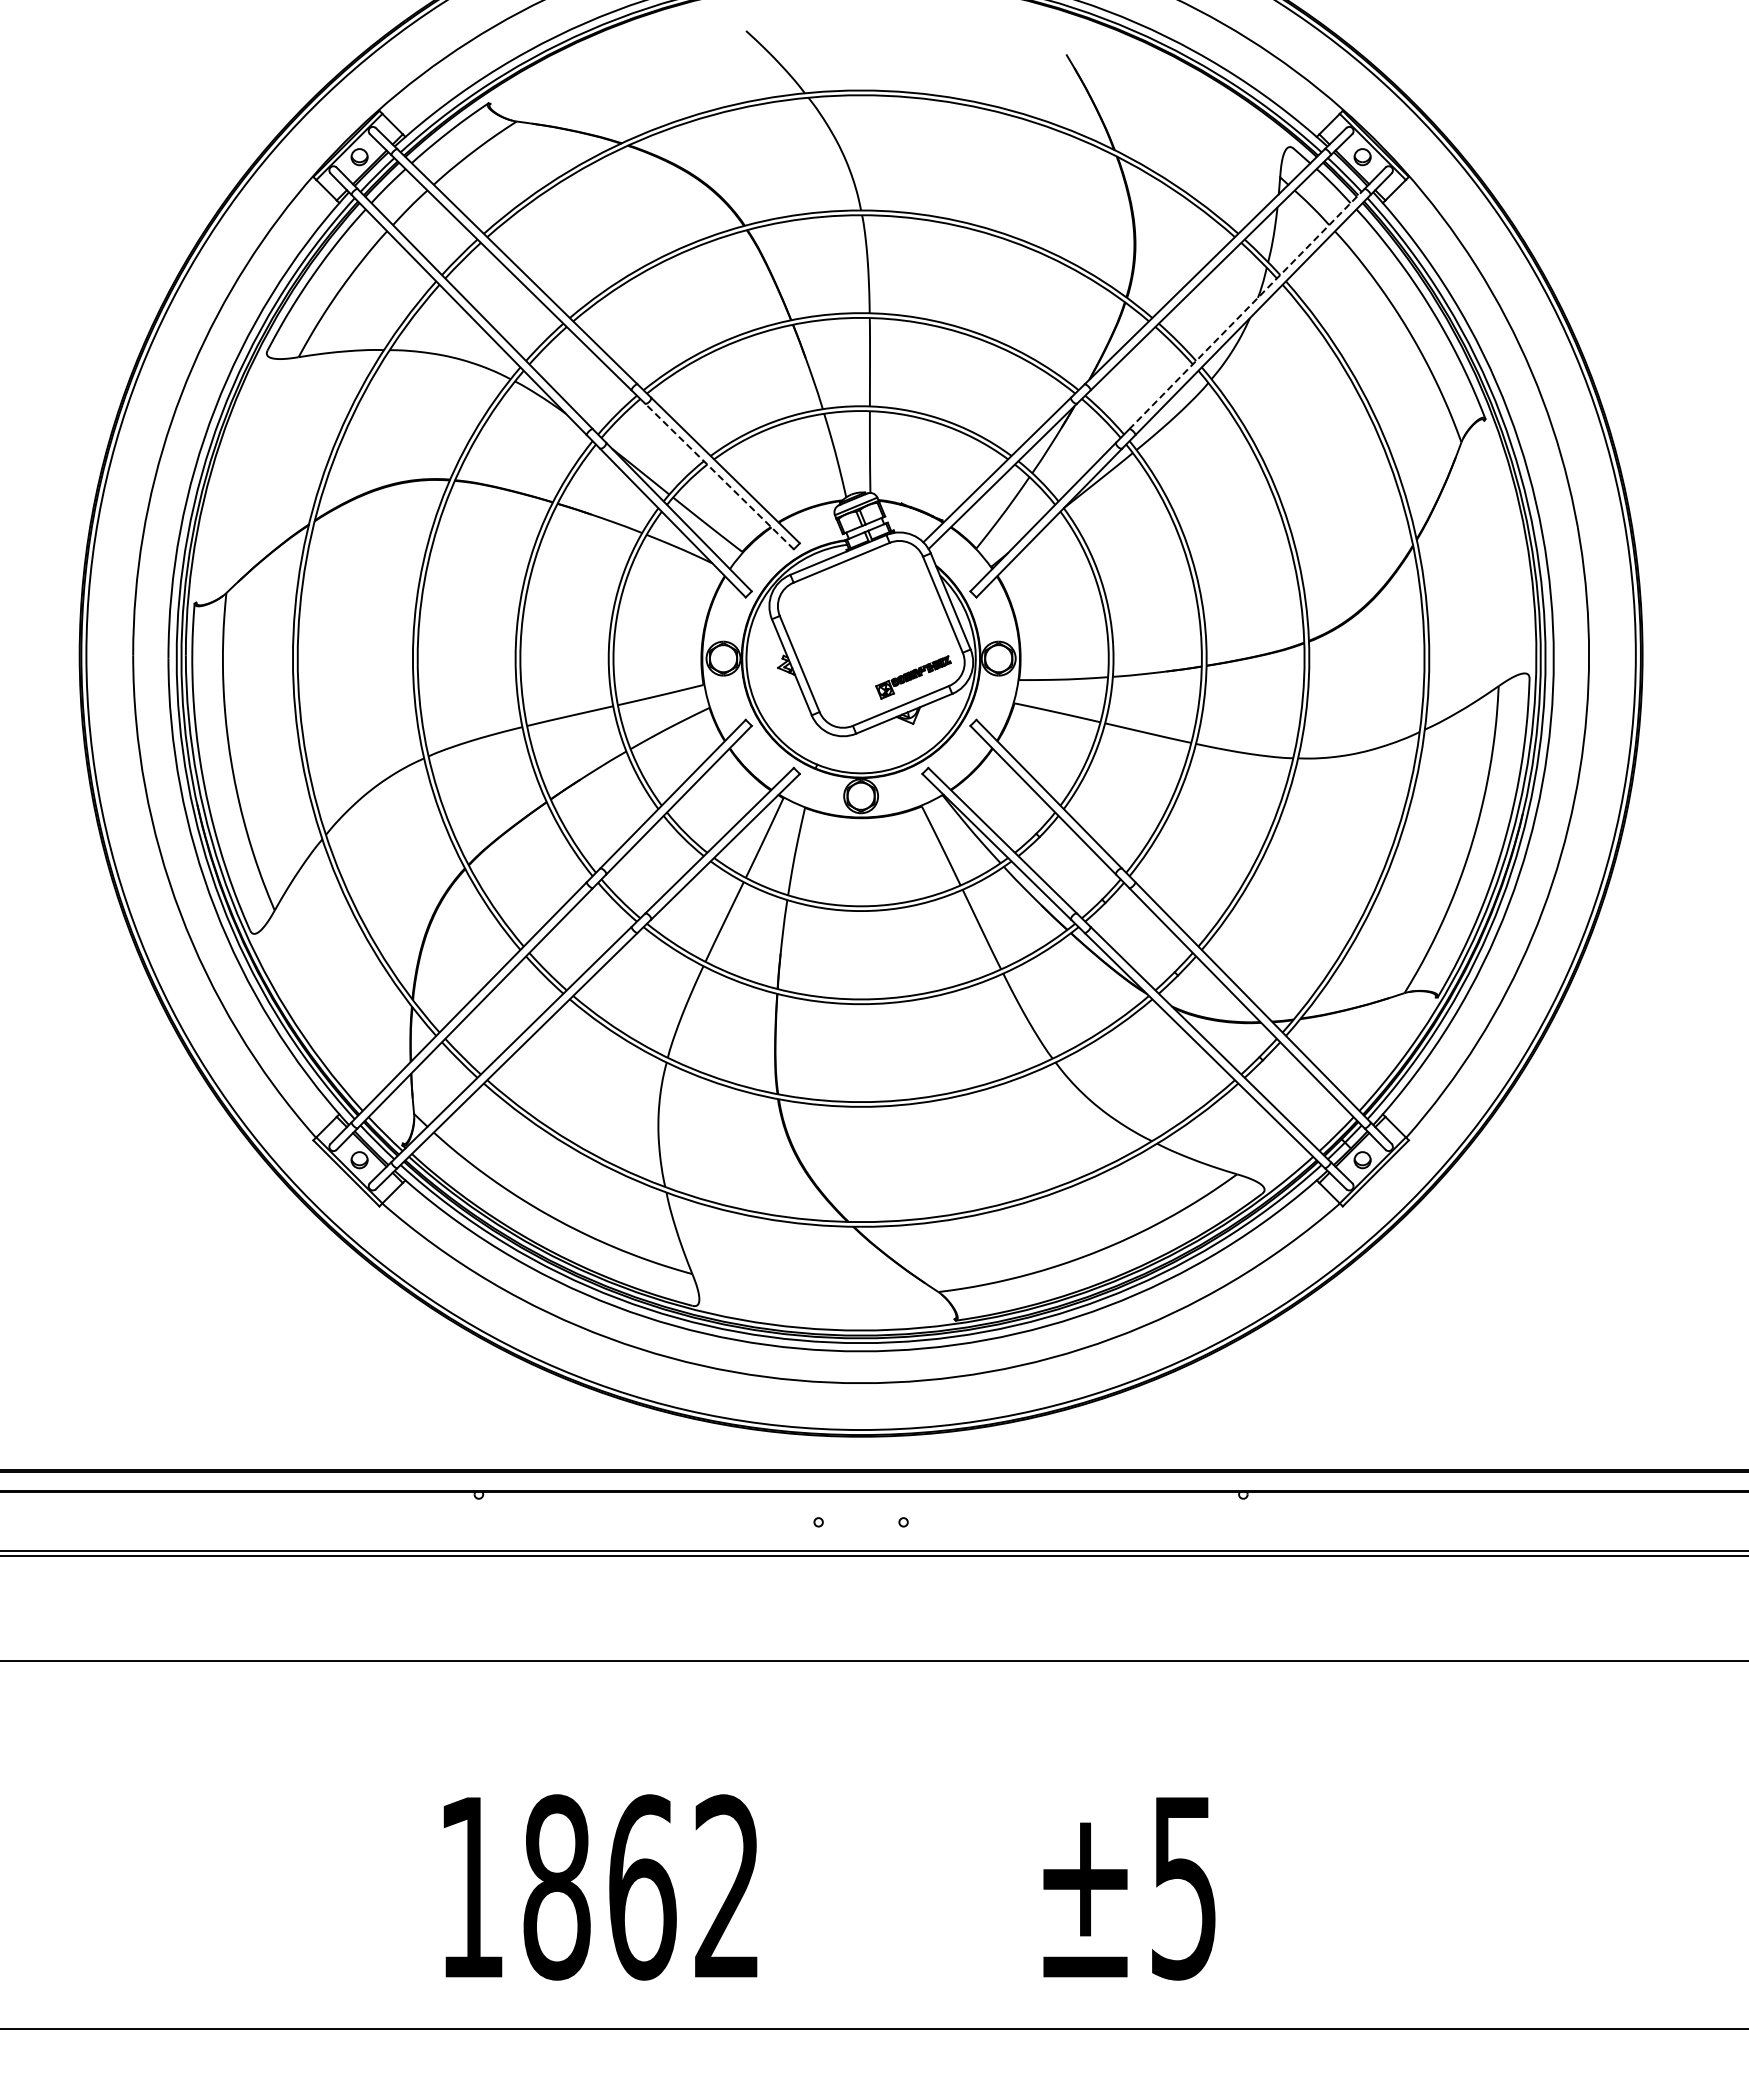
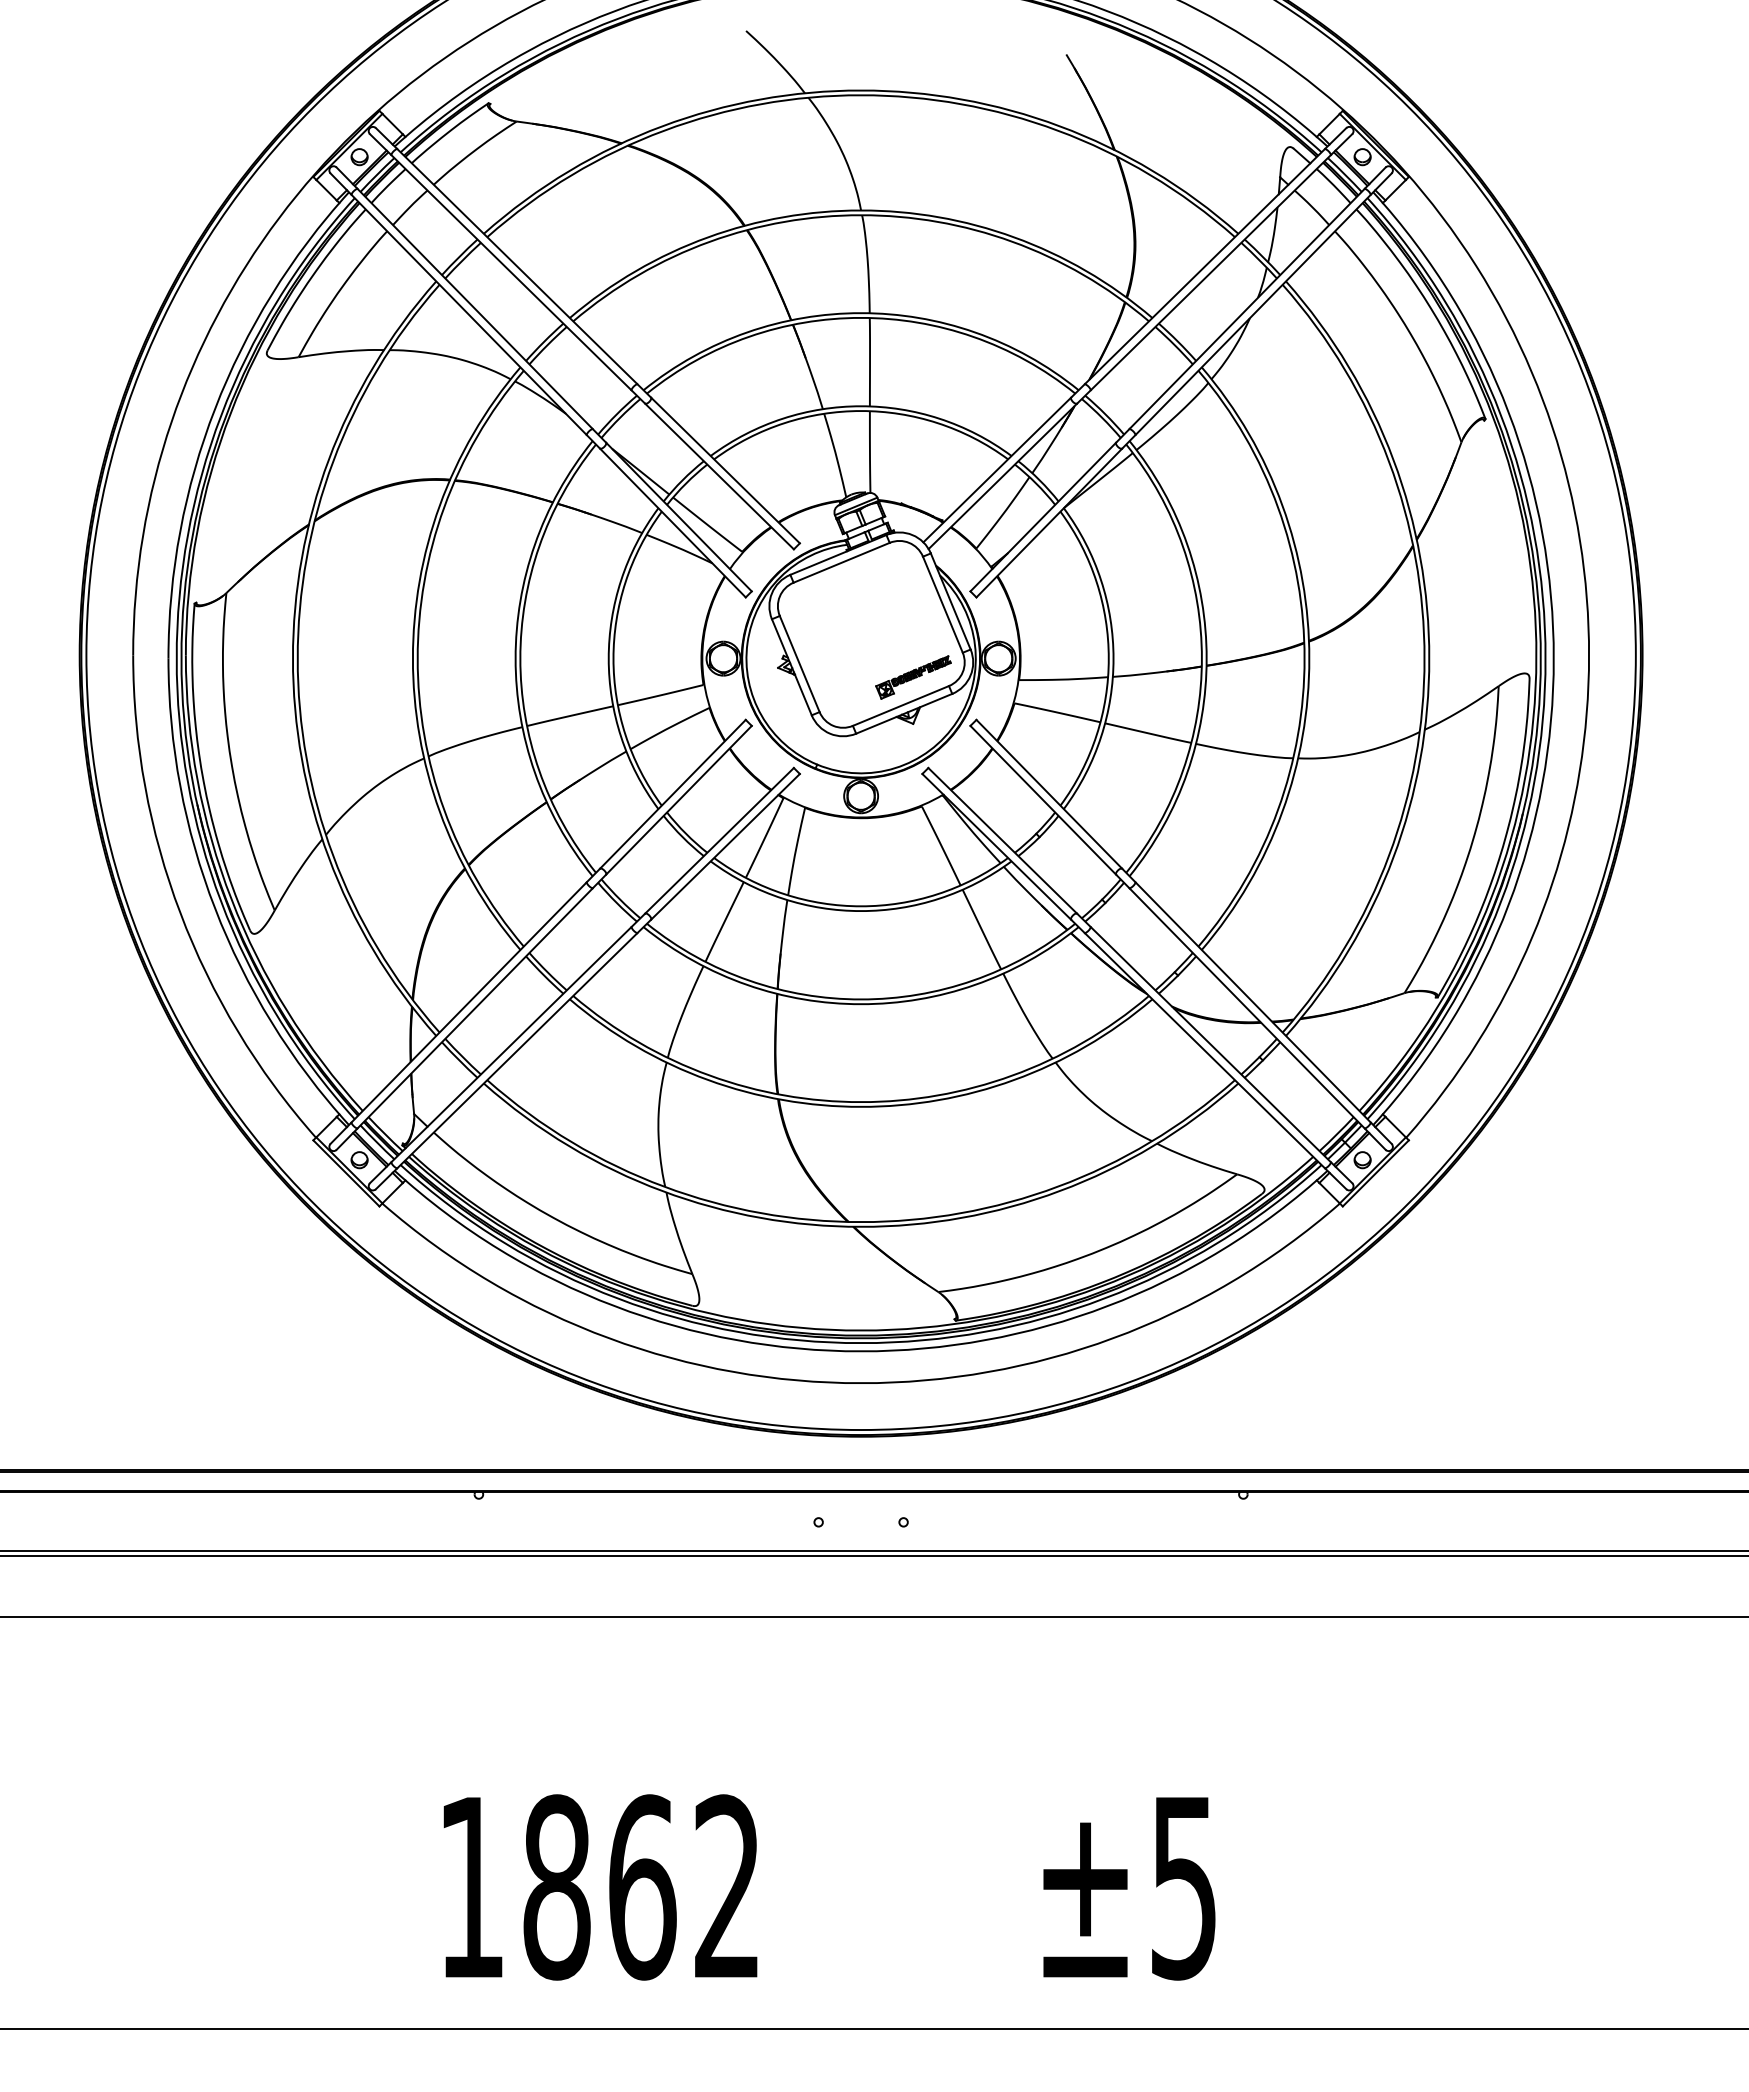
line: dashed -> solid (1246, 309)
line: dashed -> solid (719, 476)
line position: (873, 1661) -> (873, 1617) (873, 1617)
